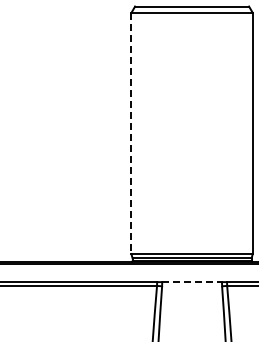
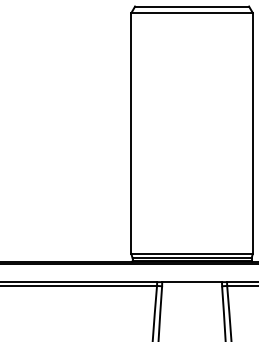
line: dashed -> solid (131, 133)
line: dashed -> solid (192, 282)
